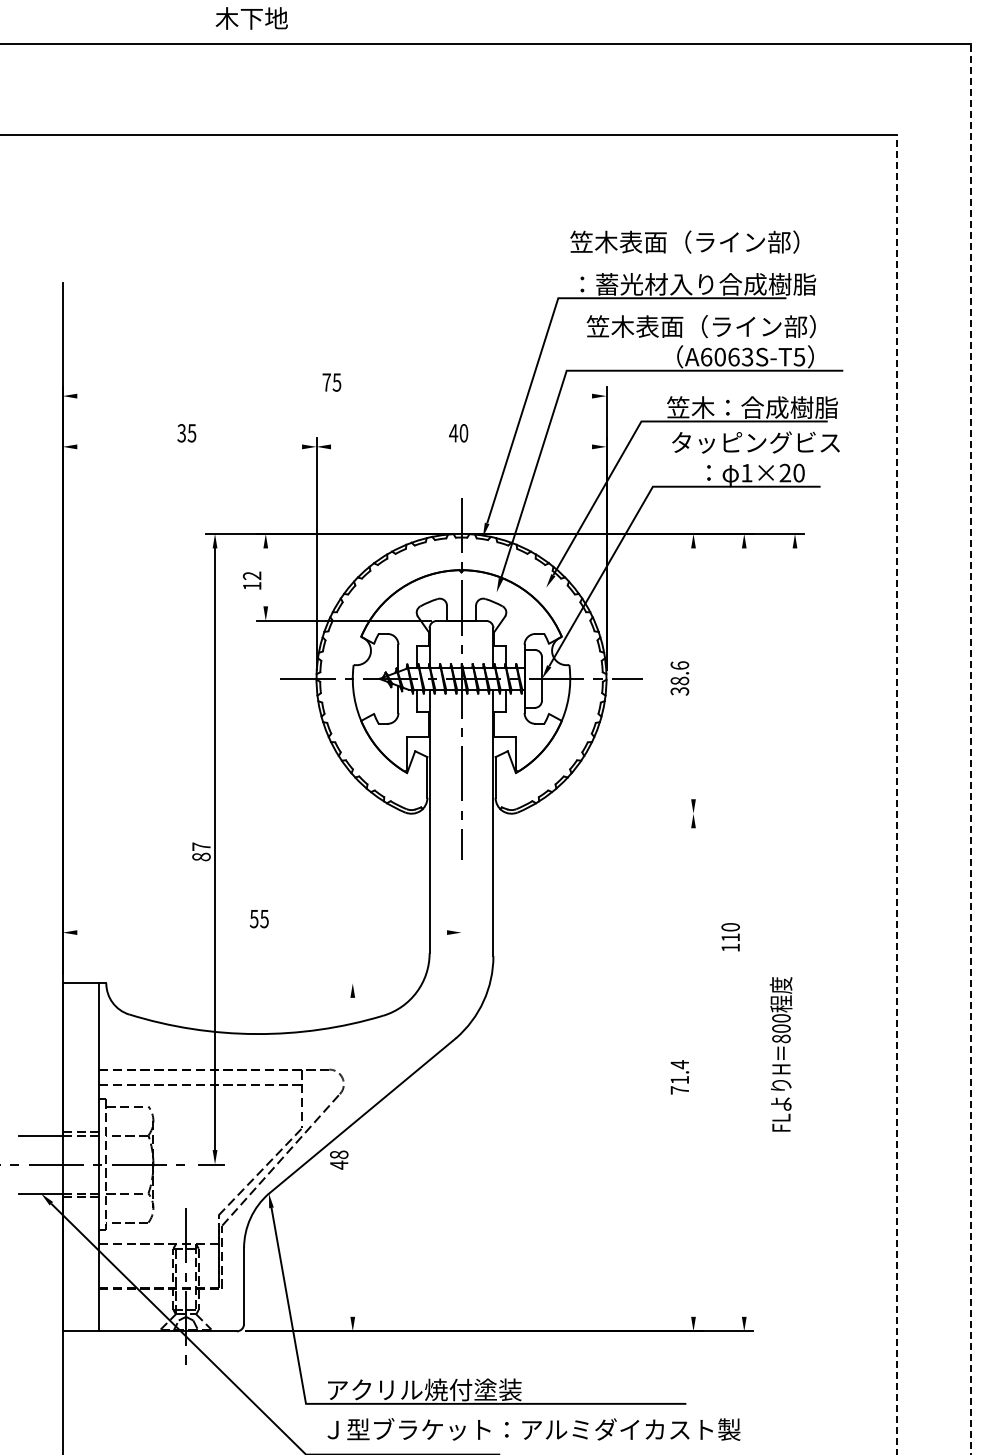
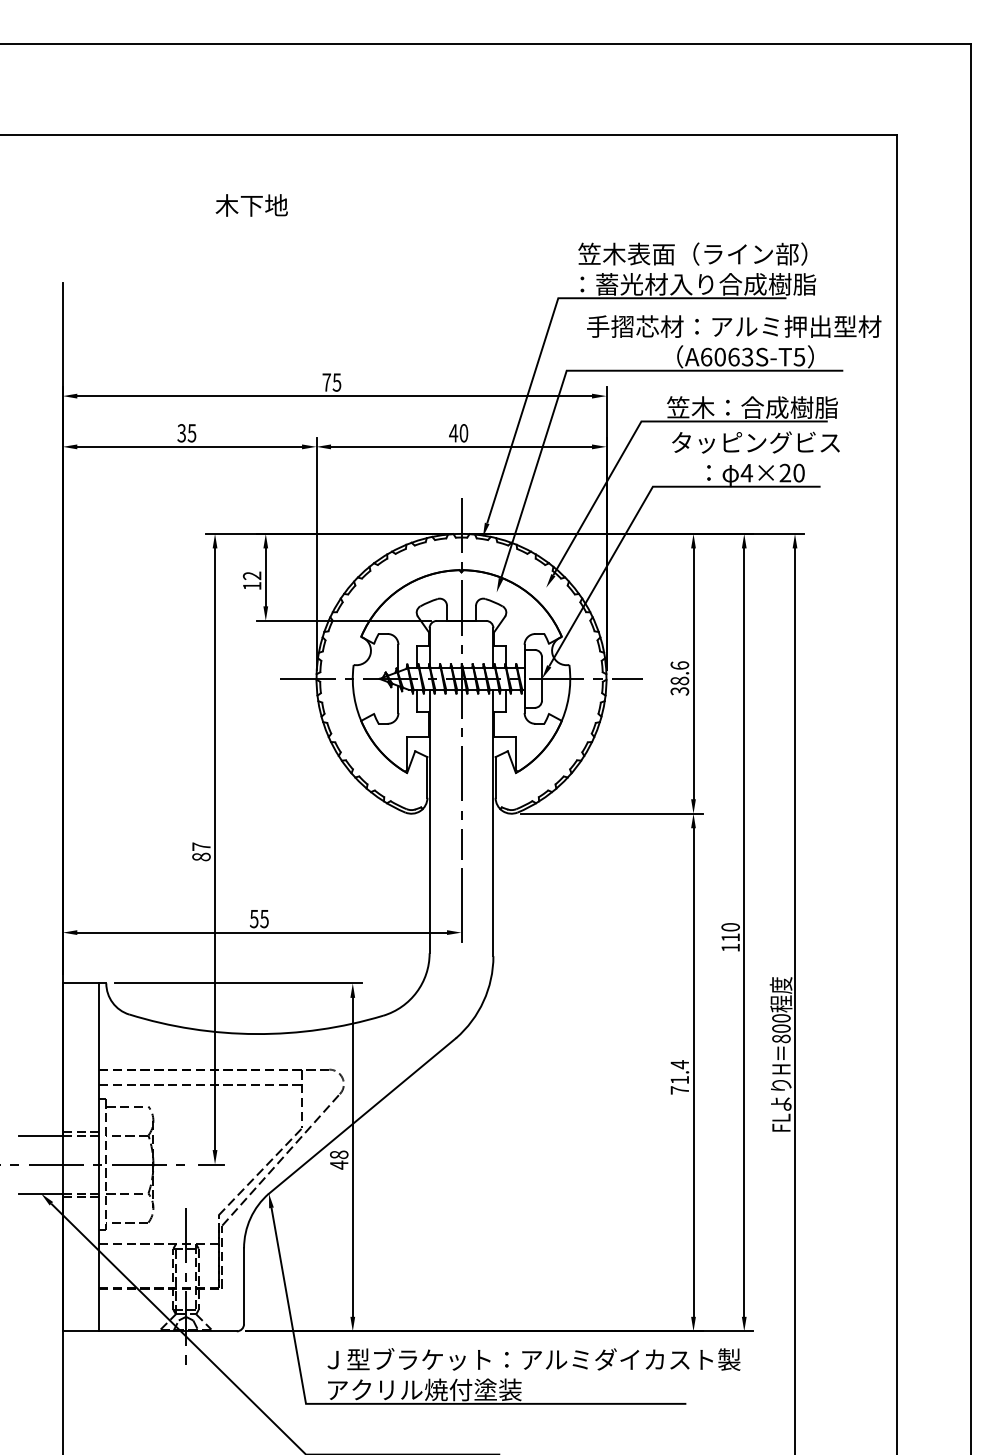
text position: (251, 18) -> (251, 205) (251, 205)
text position: (684, 241) -> (692, 253) (692, 253)
text: 笠木表面（ライン部） -> 手摺芯材：アルミ押出型材 (733, 326)
line: none -> present (334, 396)
line: none -> present (189, 446)
line: none -> present (461, 446)
text: 1×20 -> 4×20 (746, 473)
line: none -> present (265, 577)
line: none -> present (693, 673)
line: dashed -> solid (970, 748)
line: dashed -> solid (896, 794)
line: none -> present (611, 813)
line: none -> present (461, 905)
line: none -> present (262, 932)
line: none -> present (744, 932)
line: none -> present (238, 983)
line: none -> present (795, 999)
line: none -> present (693, 1072)
line: none -> present (352, 1156)
text position: (533, 1429) -> (533, 1359) (533, 1359)
